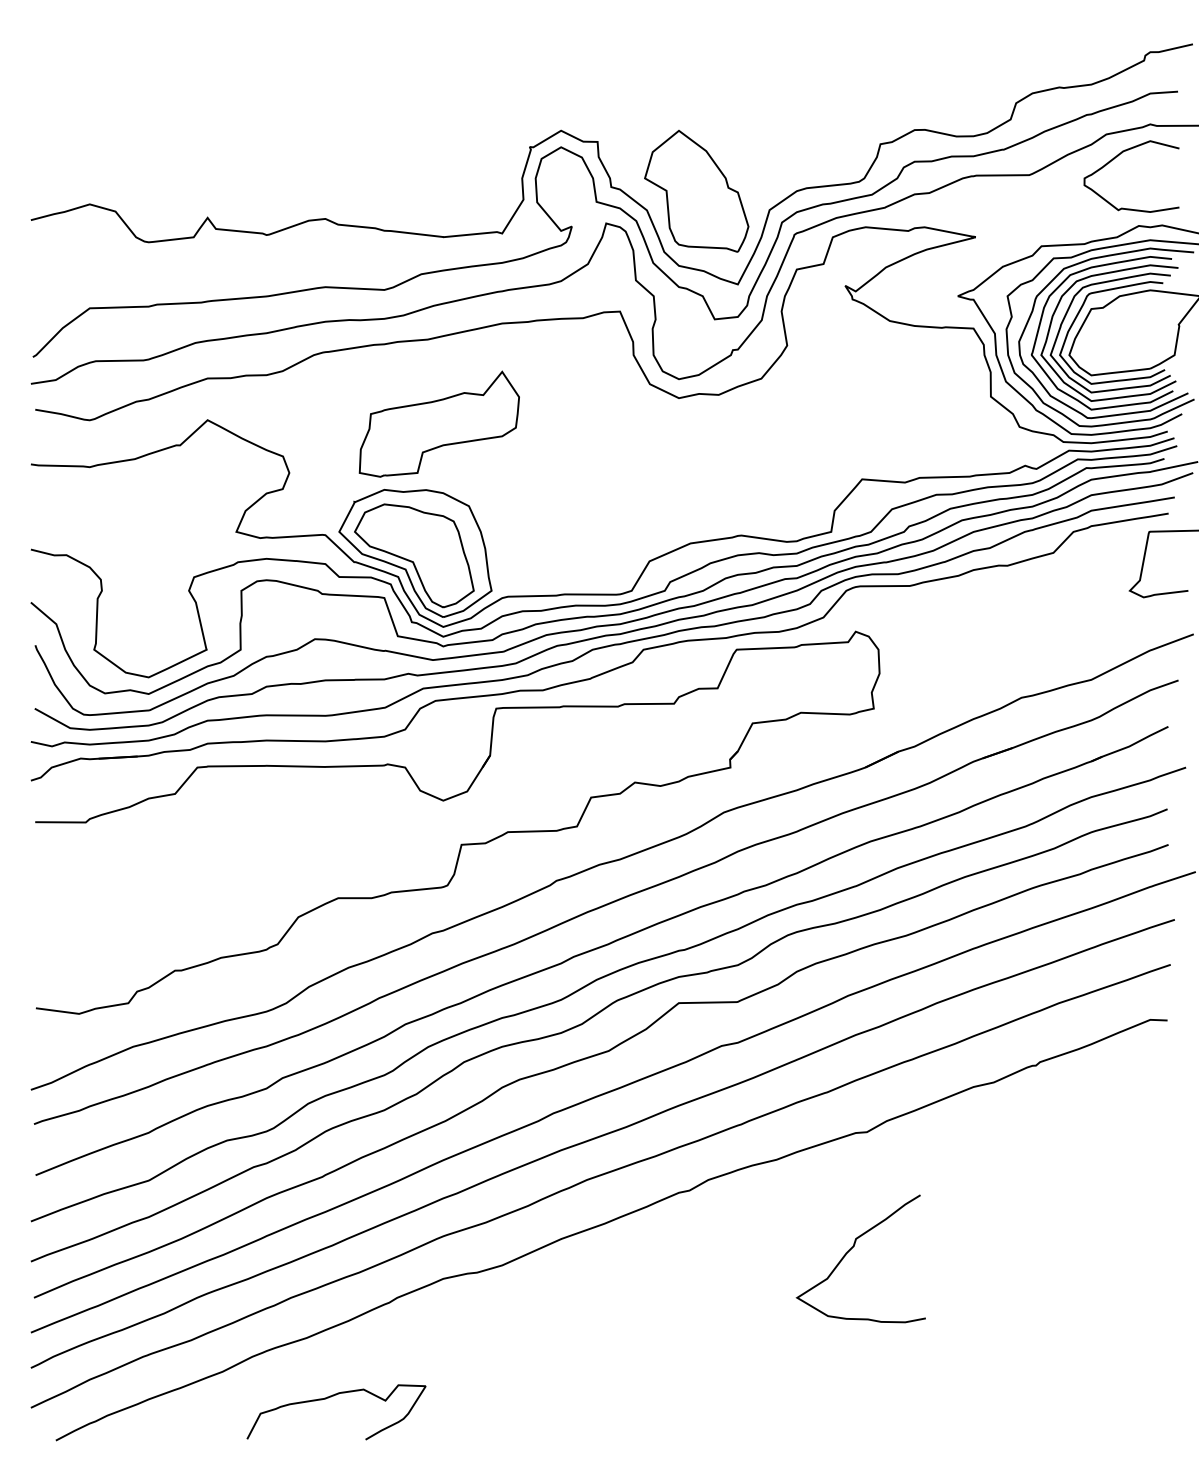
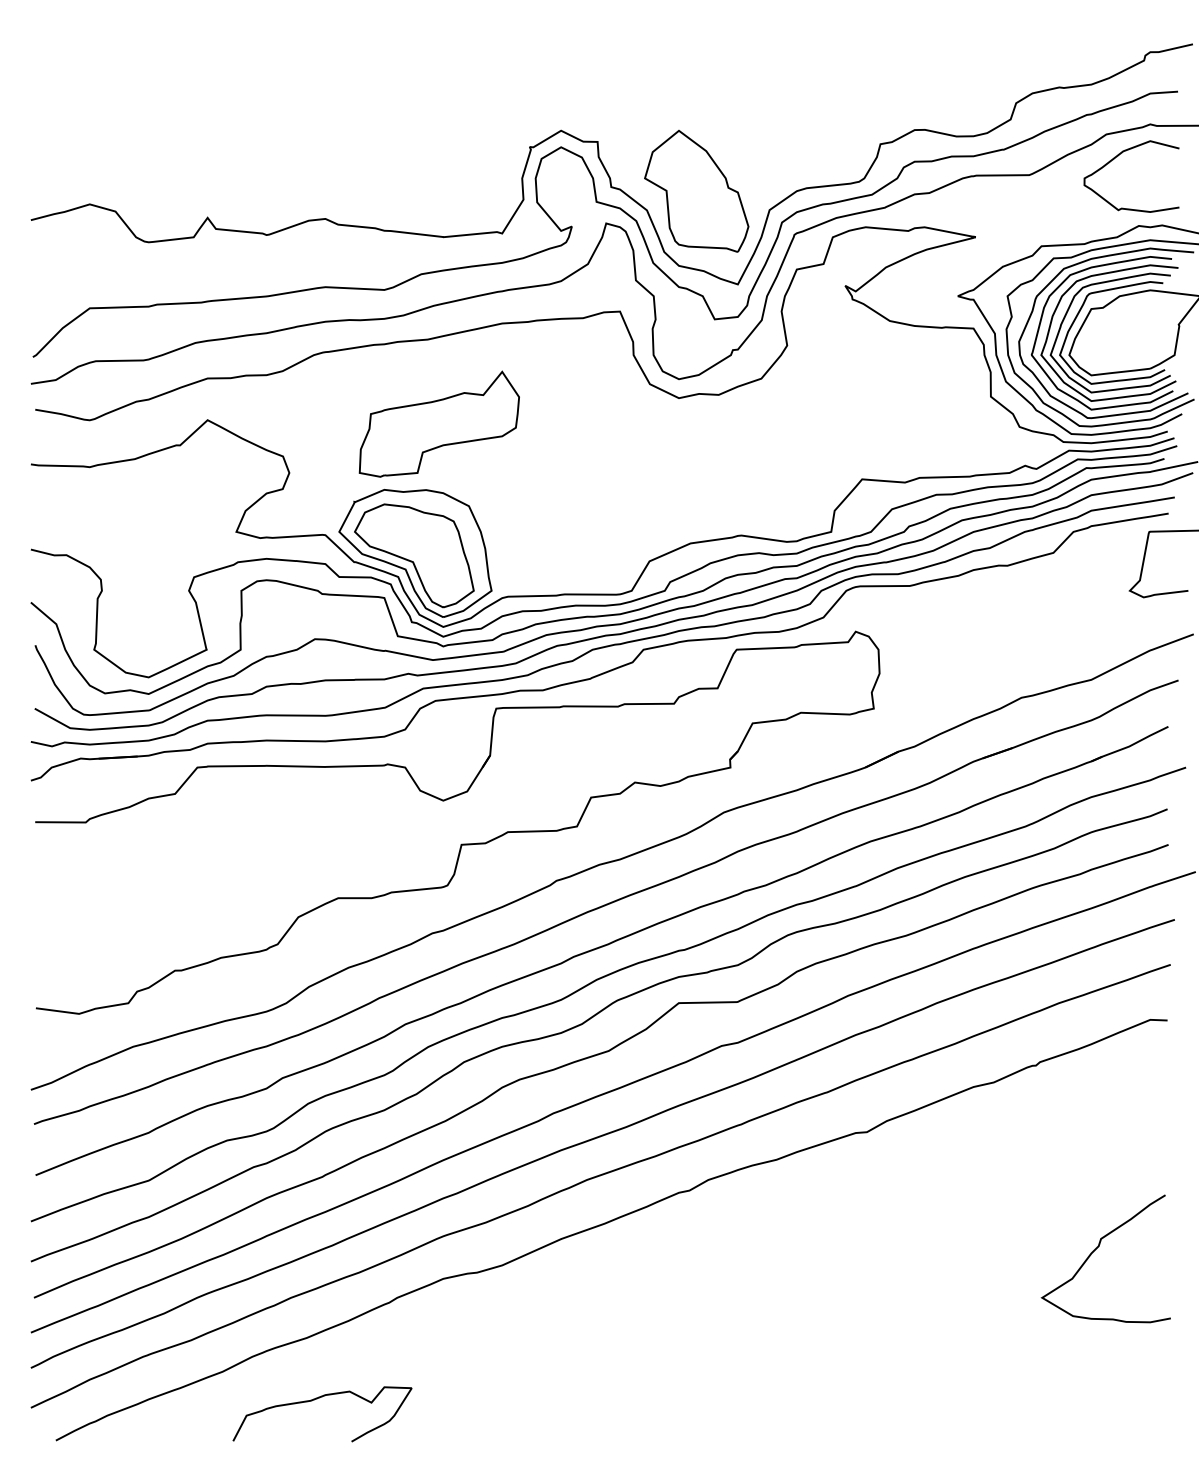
curve position: (851, 1249) -> (1096, 1249) (1096, 1249)
curve position: (331, 1397) -> (317, 1399) (317, 1399)
